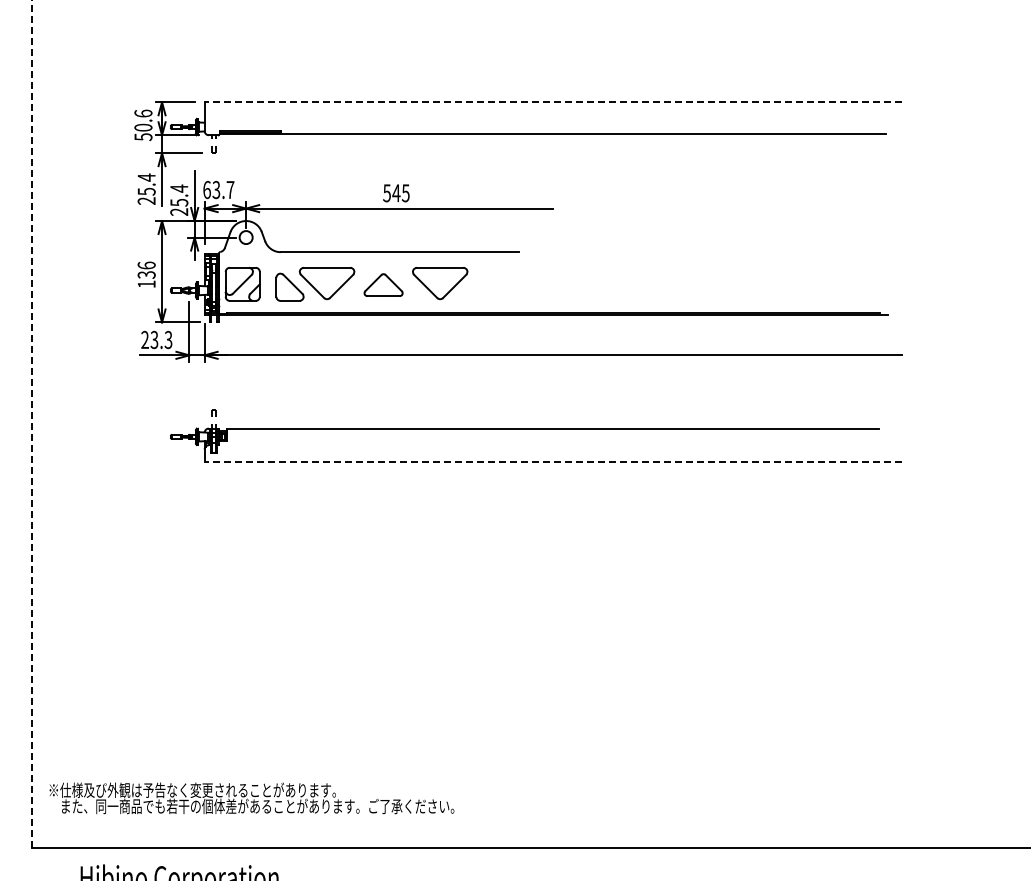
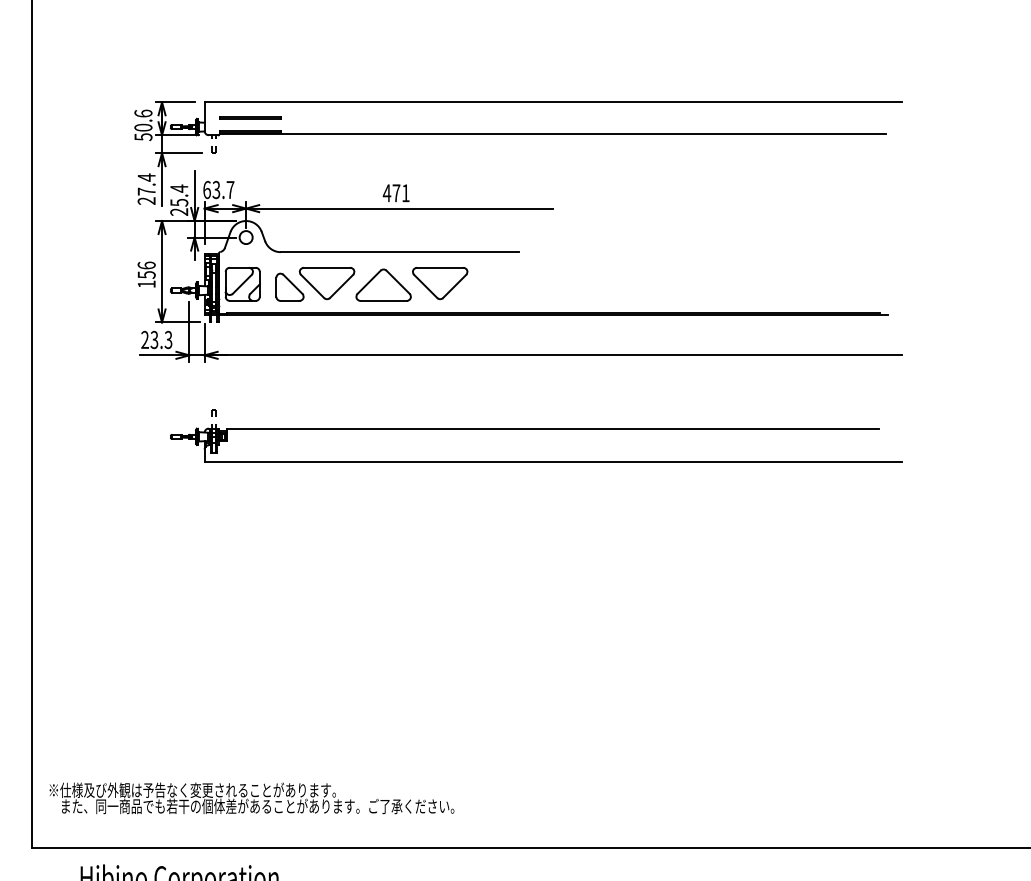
line: dashed -> solid (553, 102)
line: none -> present (250, 117)
text: 25.4 -> 27.4 (146, 191)
text: 545 -> 471 (395, 193)
text: 136 -> 156 (146, 274)
part size: 41x24 px -> 57x34 px (383, 284)
line: dashed -> solid (31, 424)
line: dashed -> solid (553, 461)
